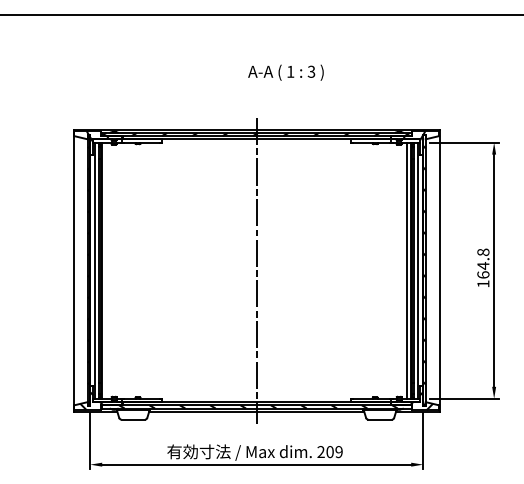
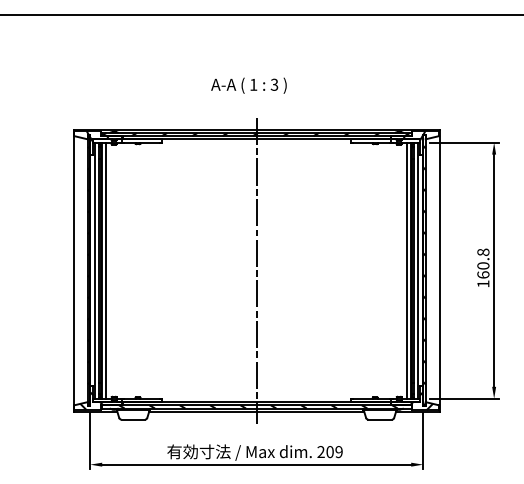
text position: (285, 72) -> (248, 85) (248, 85)
text: 164.8 -> 160.8 (483, 266)
line: none -> present (106, 270)
